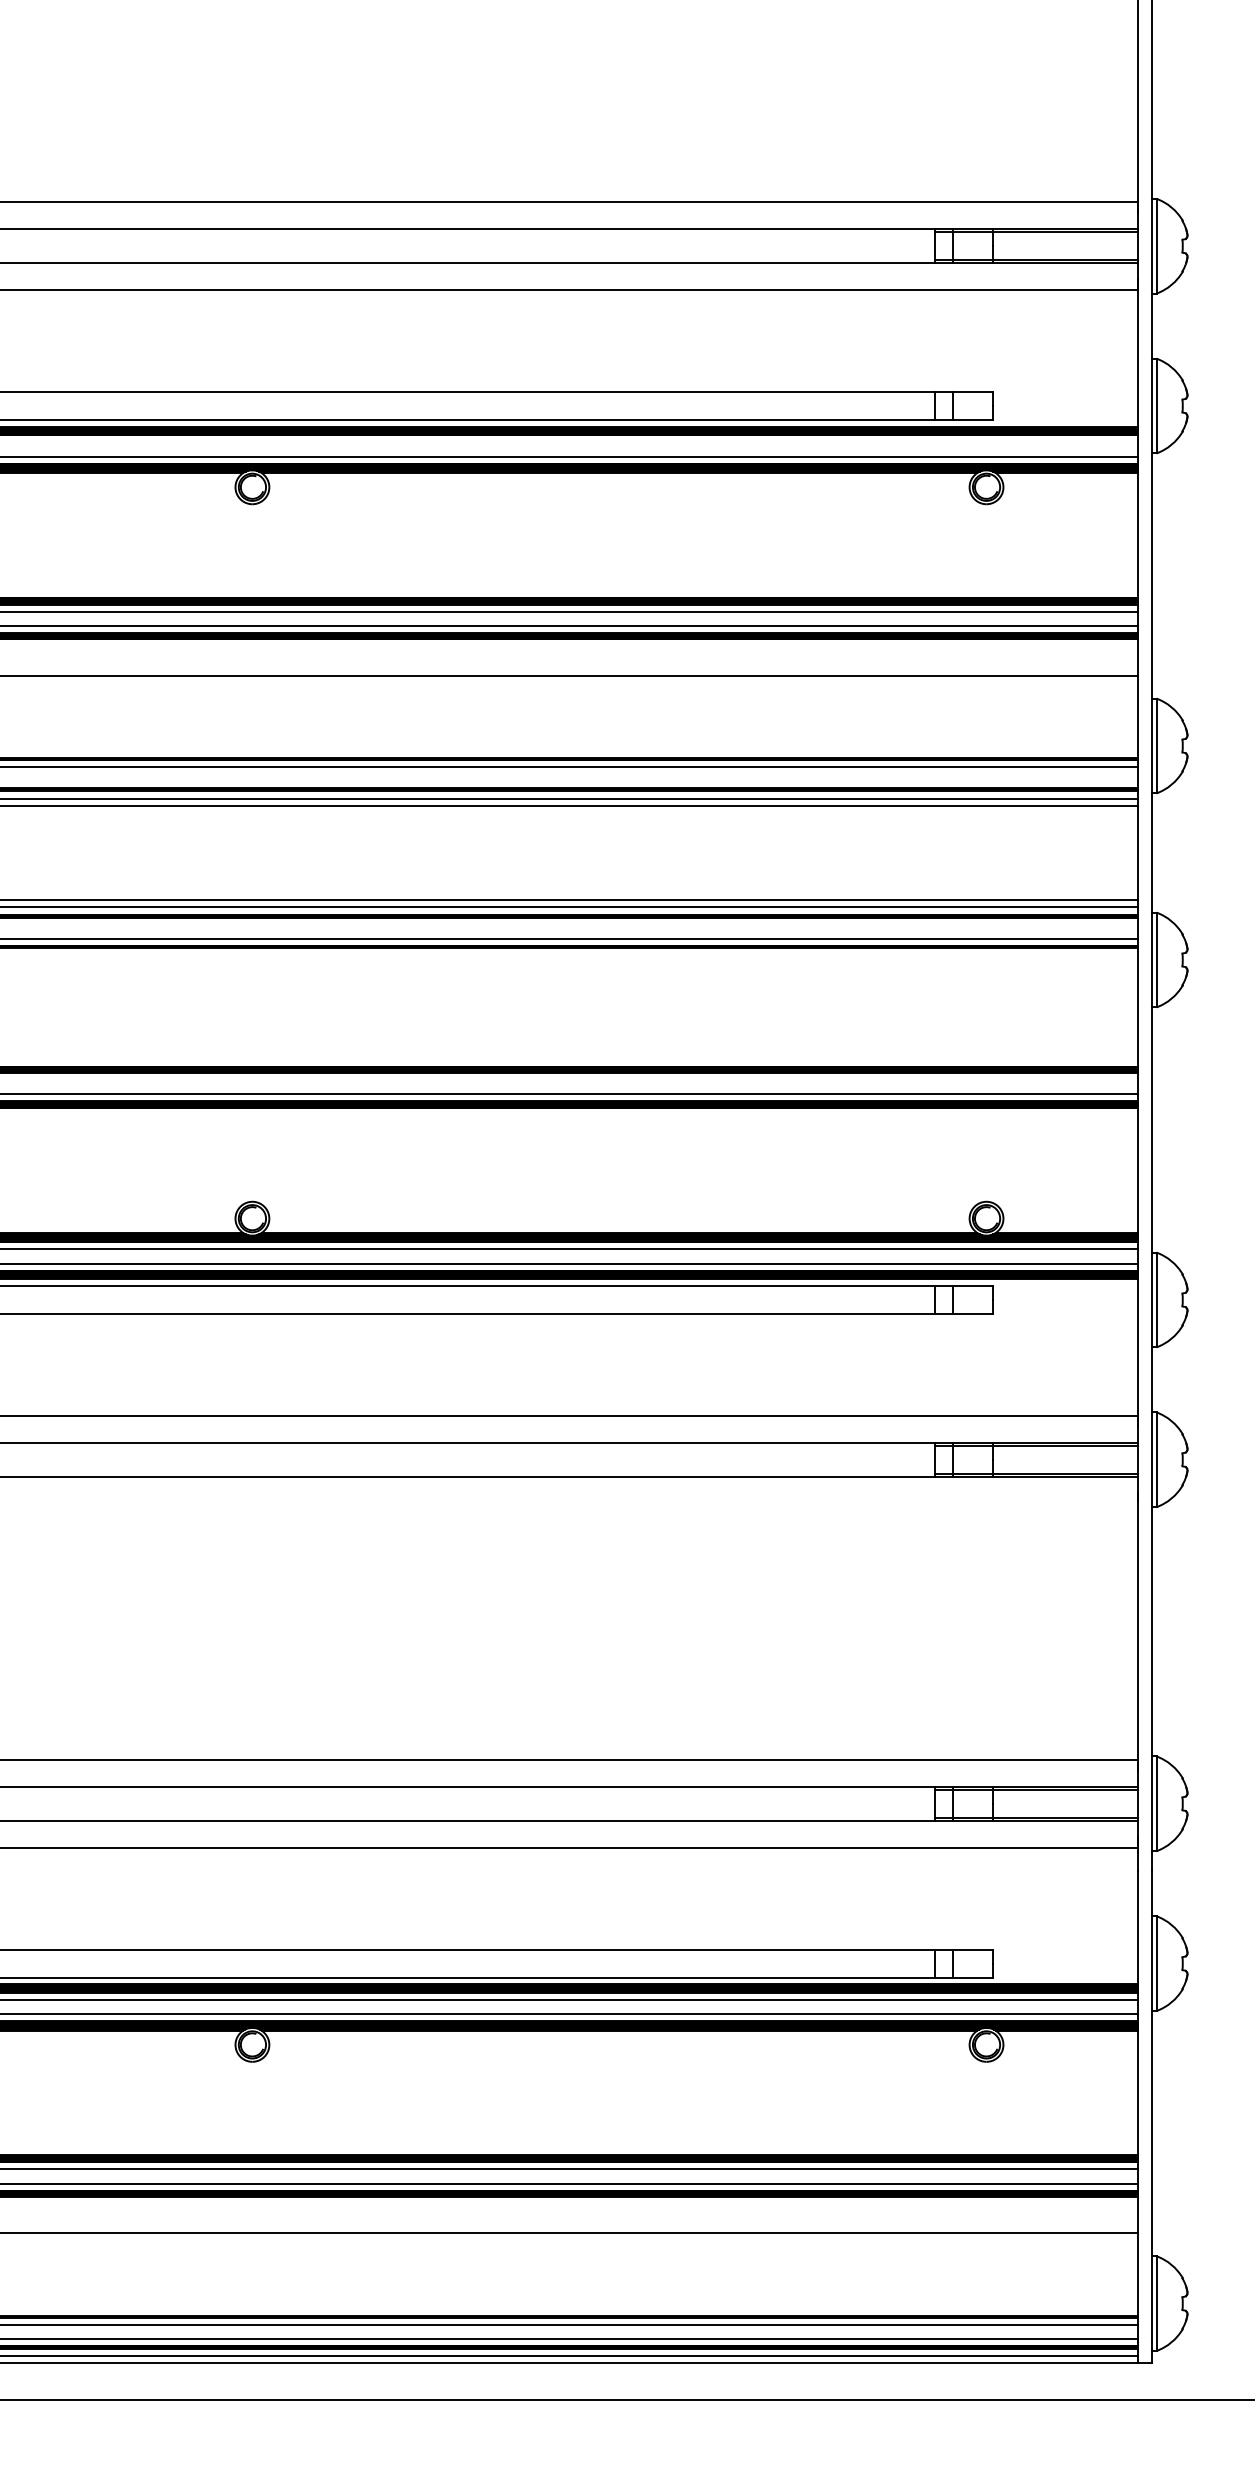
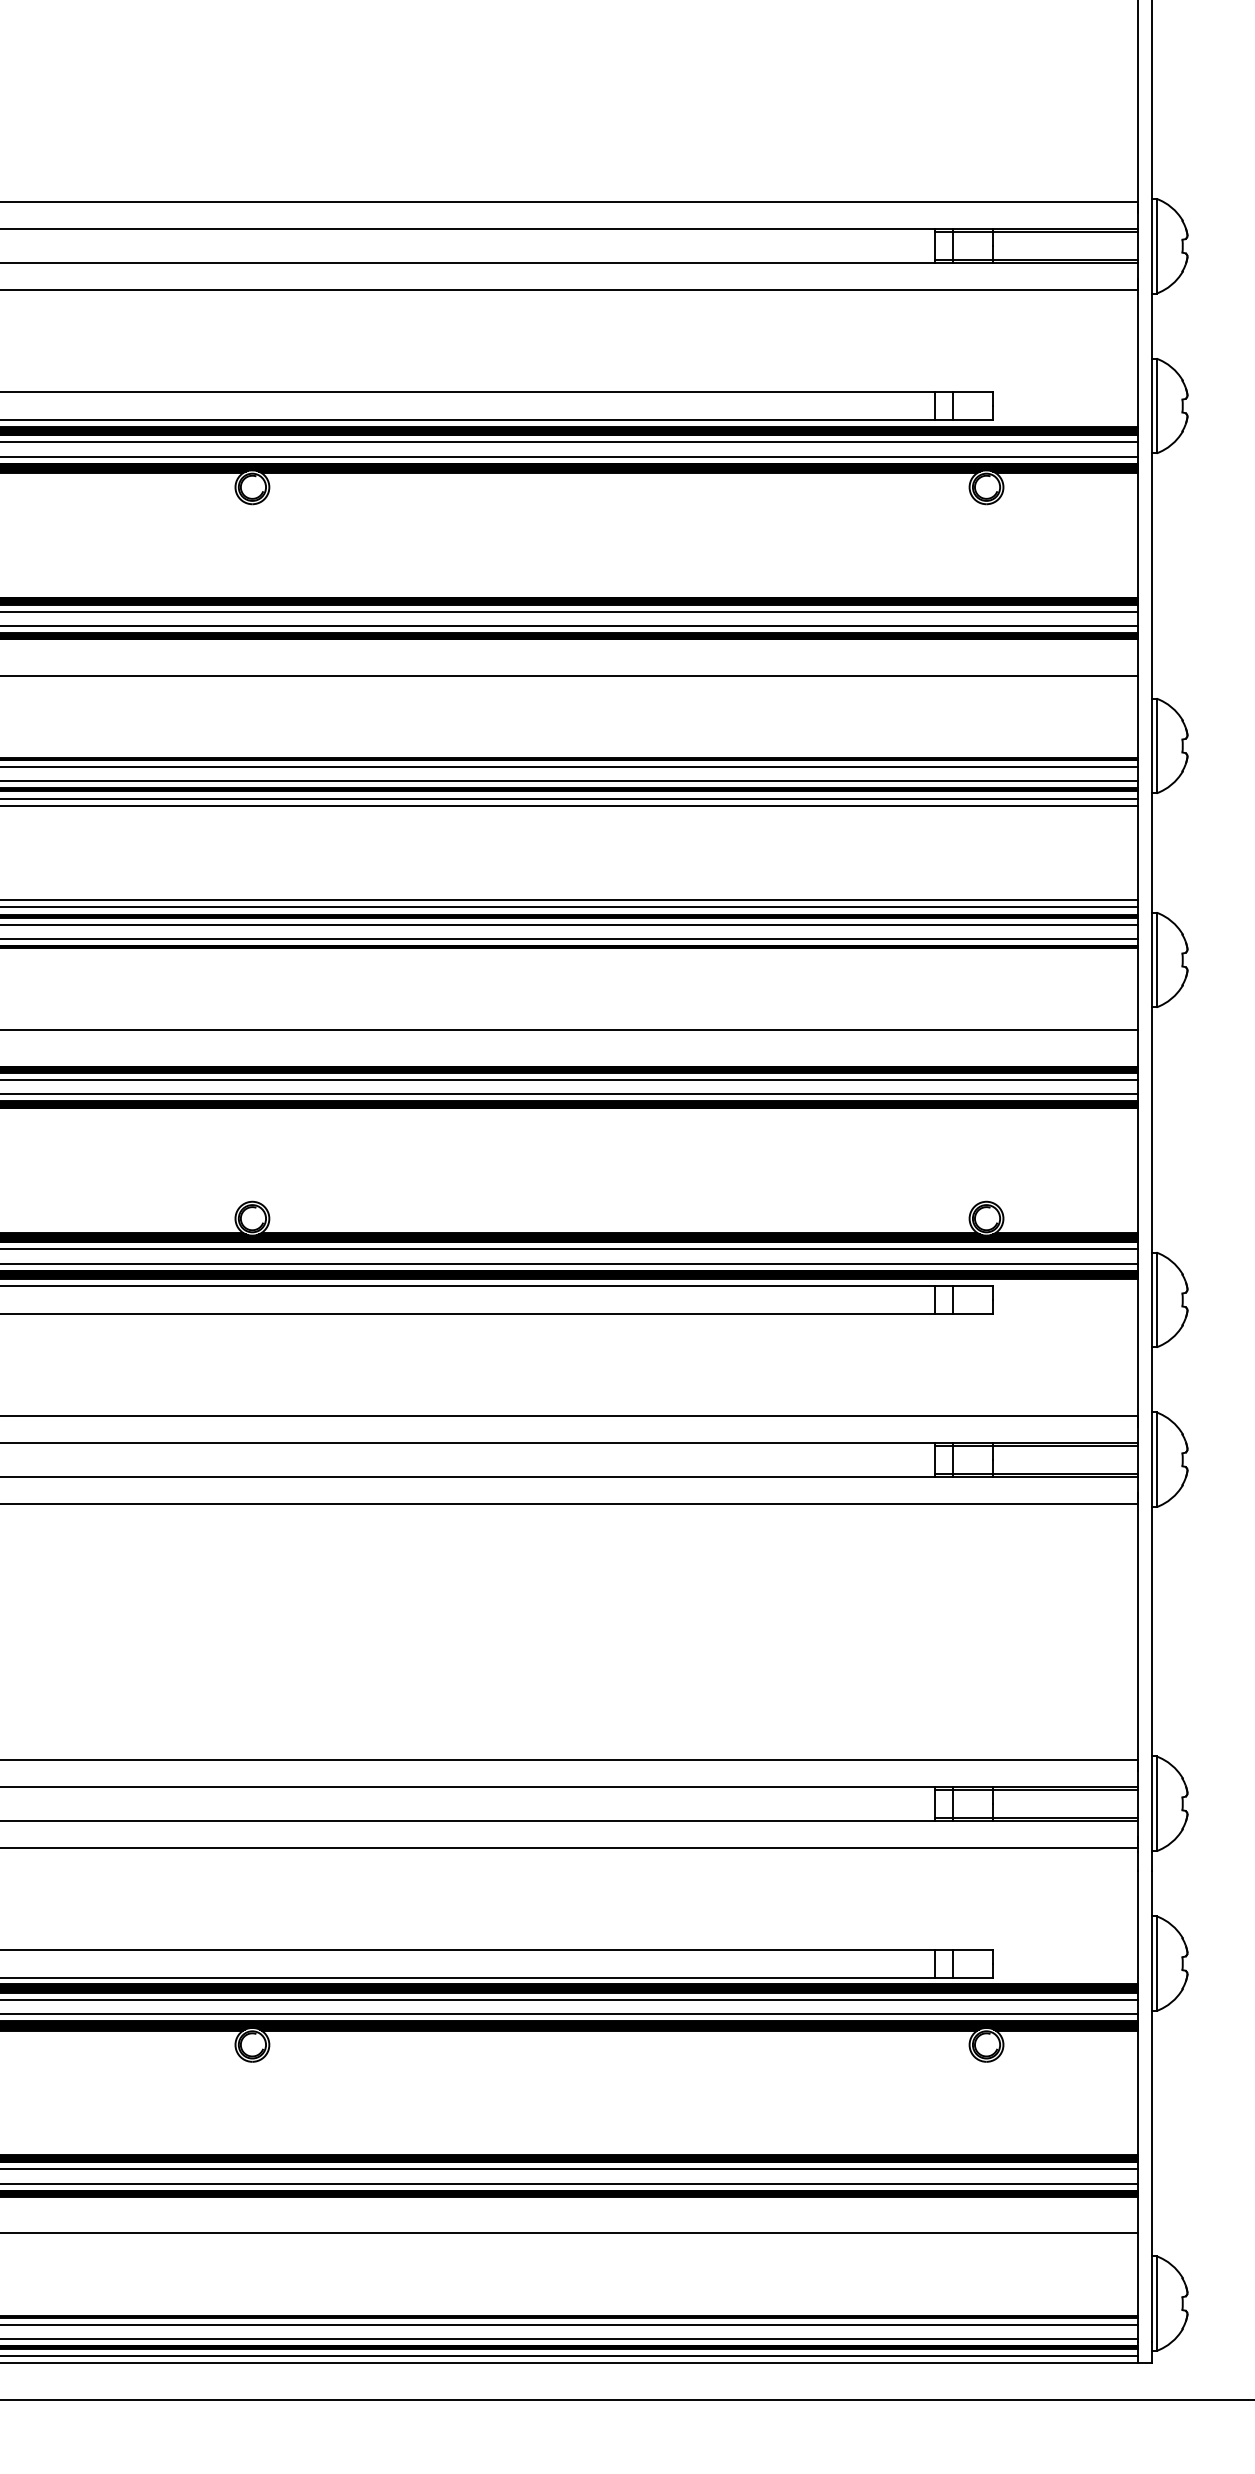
line: none -> present (570, 442)
line: none -> present (570, 781)
line: none -> present (570, 924)
line: none -> present (570, 1030)
line: none -> present (570, 1080)
line: none -> present (570, 1503)
